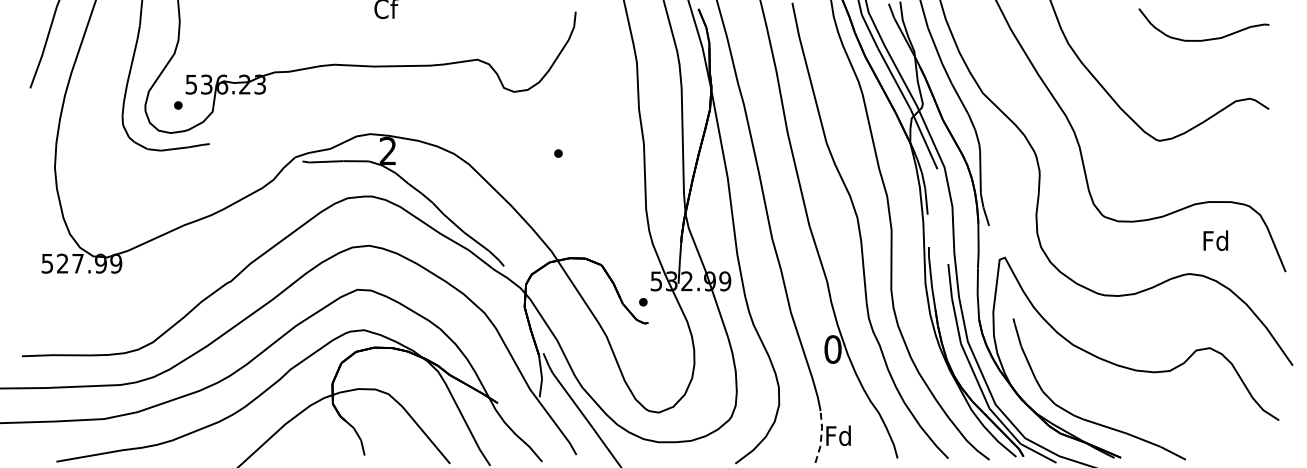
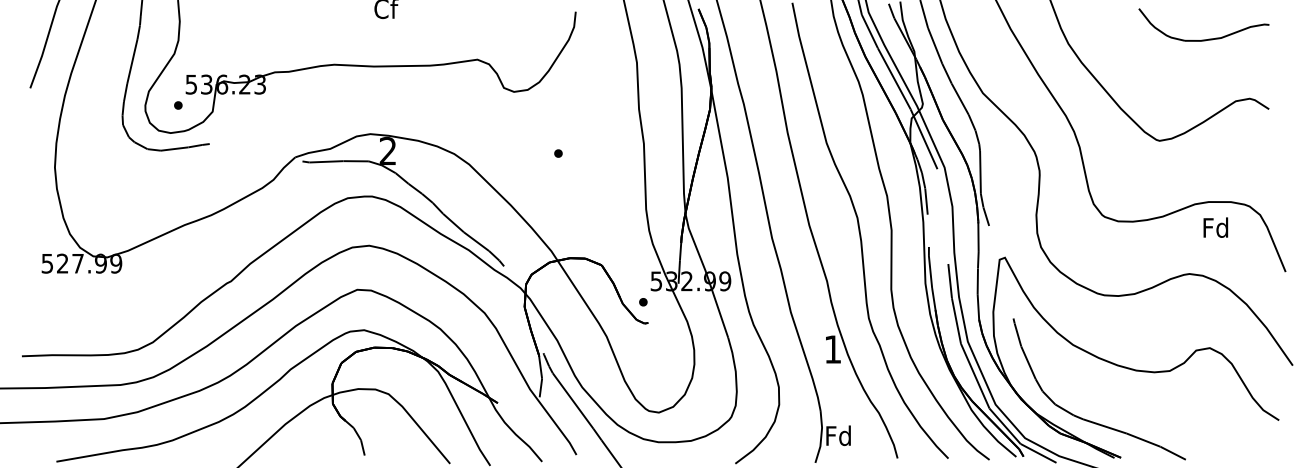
text position: (1215, 240) -> (1215, 227) (1215, 227)
text: 0 -> 1 (832, 349)
line: dashed -> solid (821, 437)
